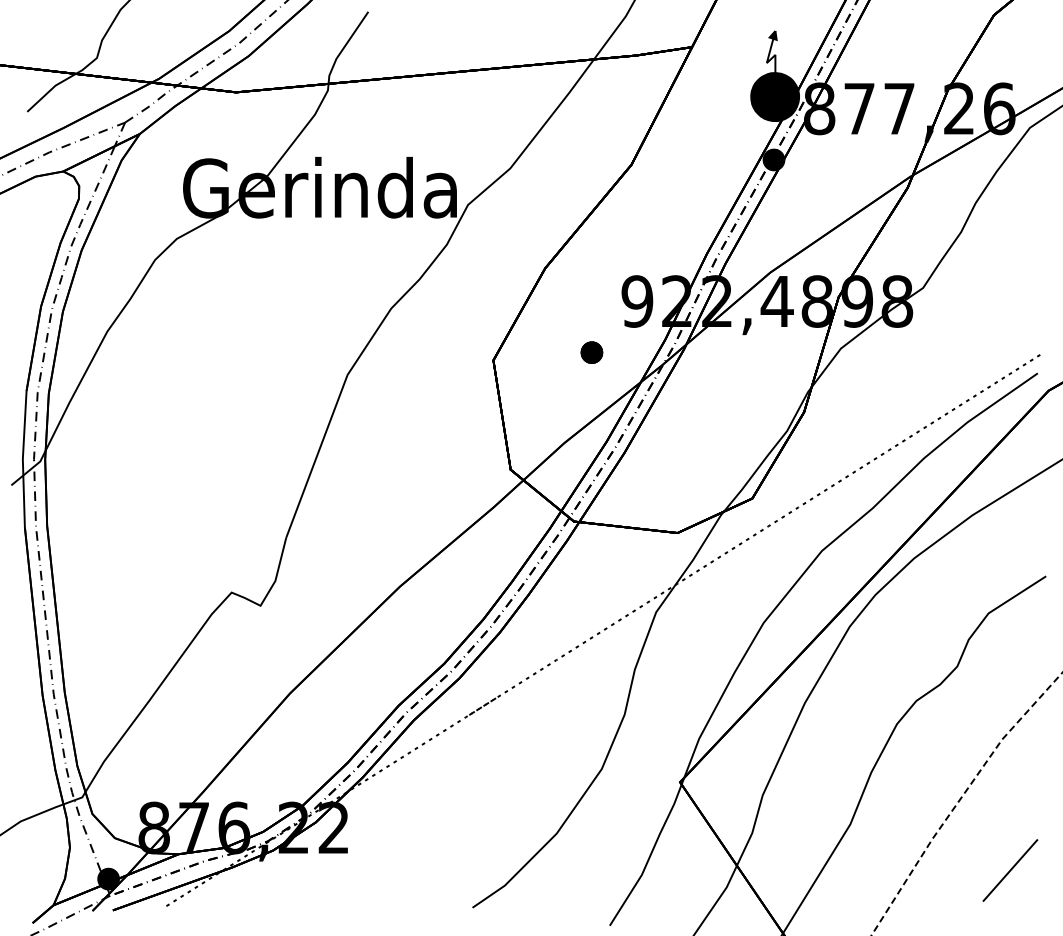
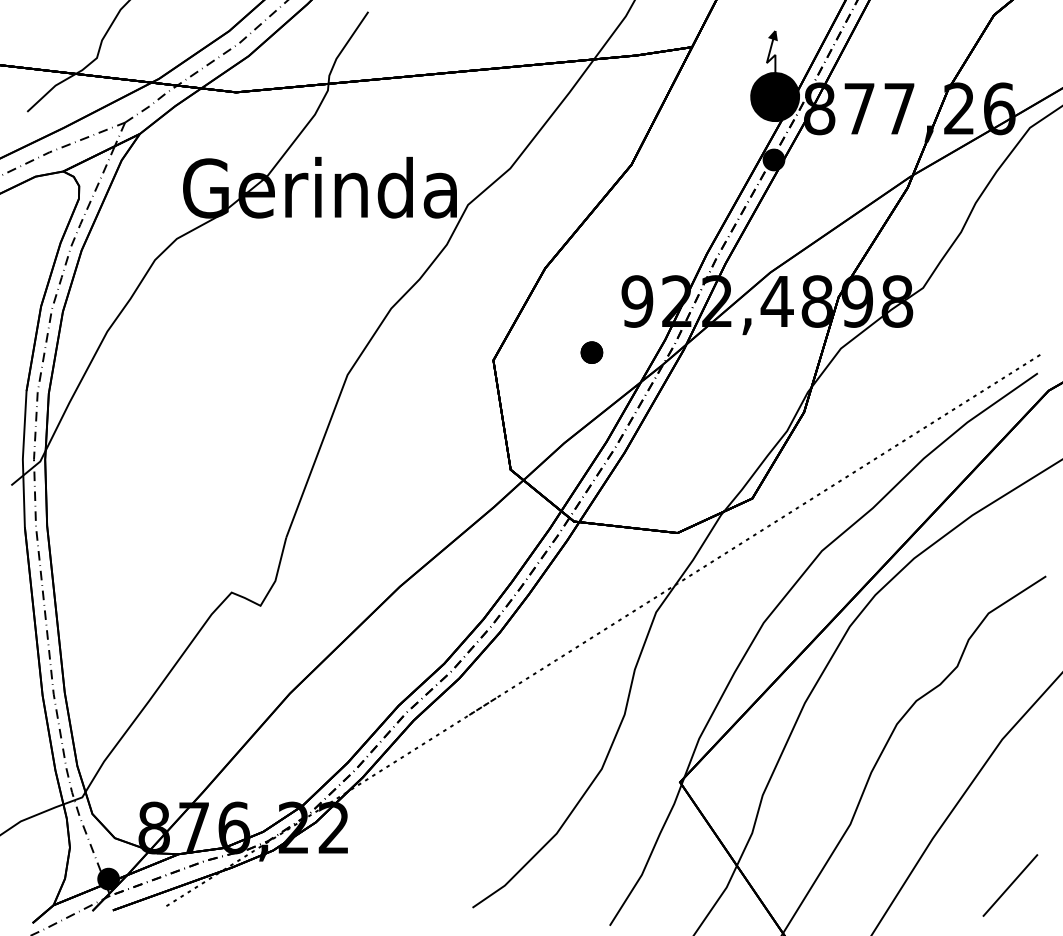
line: dashed -> solid (960, 798)
line position: (1010, 870) -> (1010, 885) (1010, 885)
